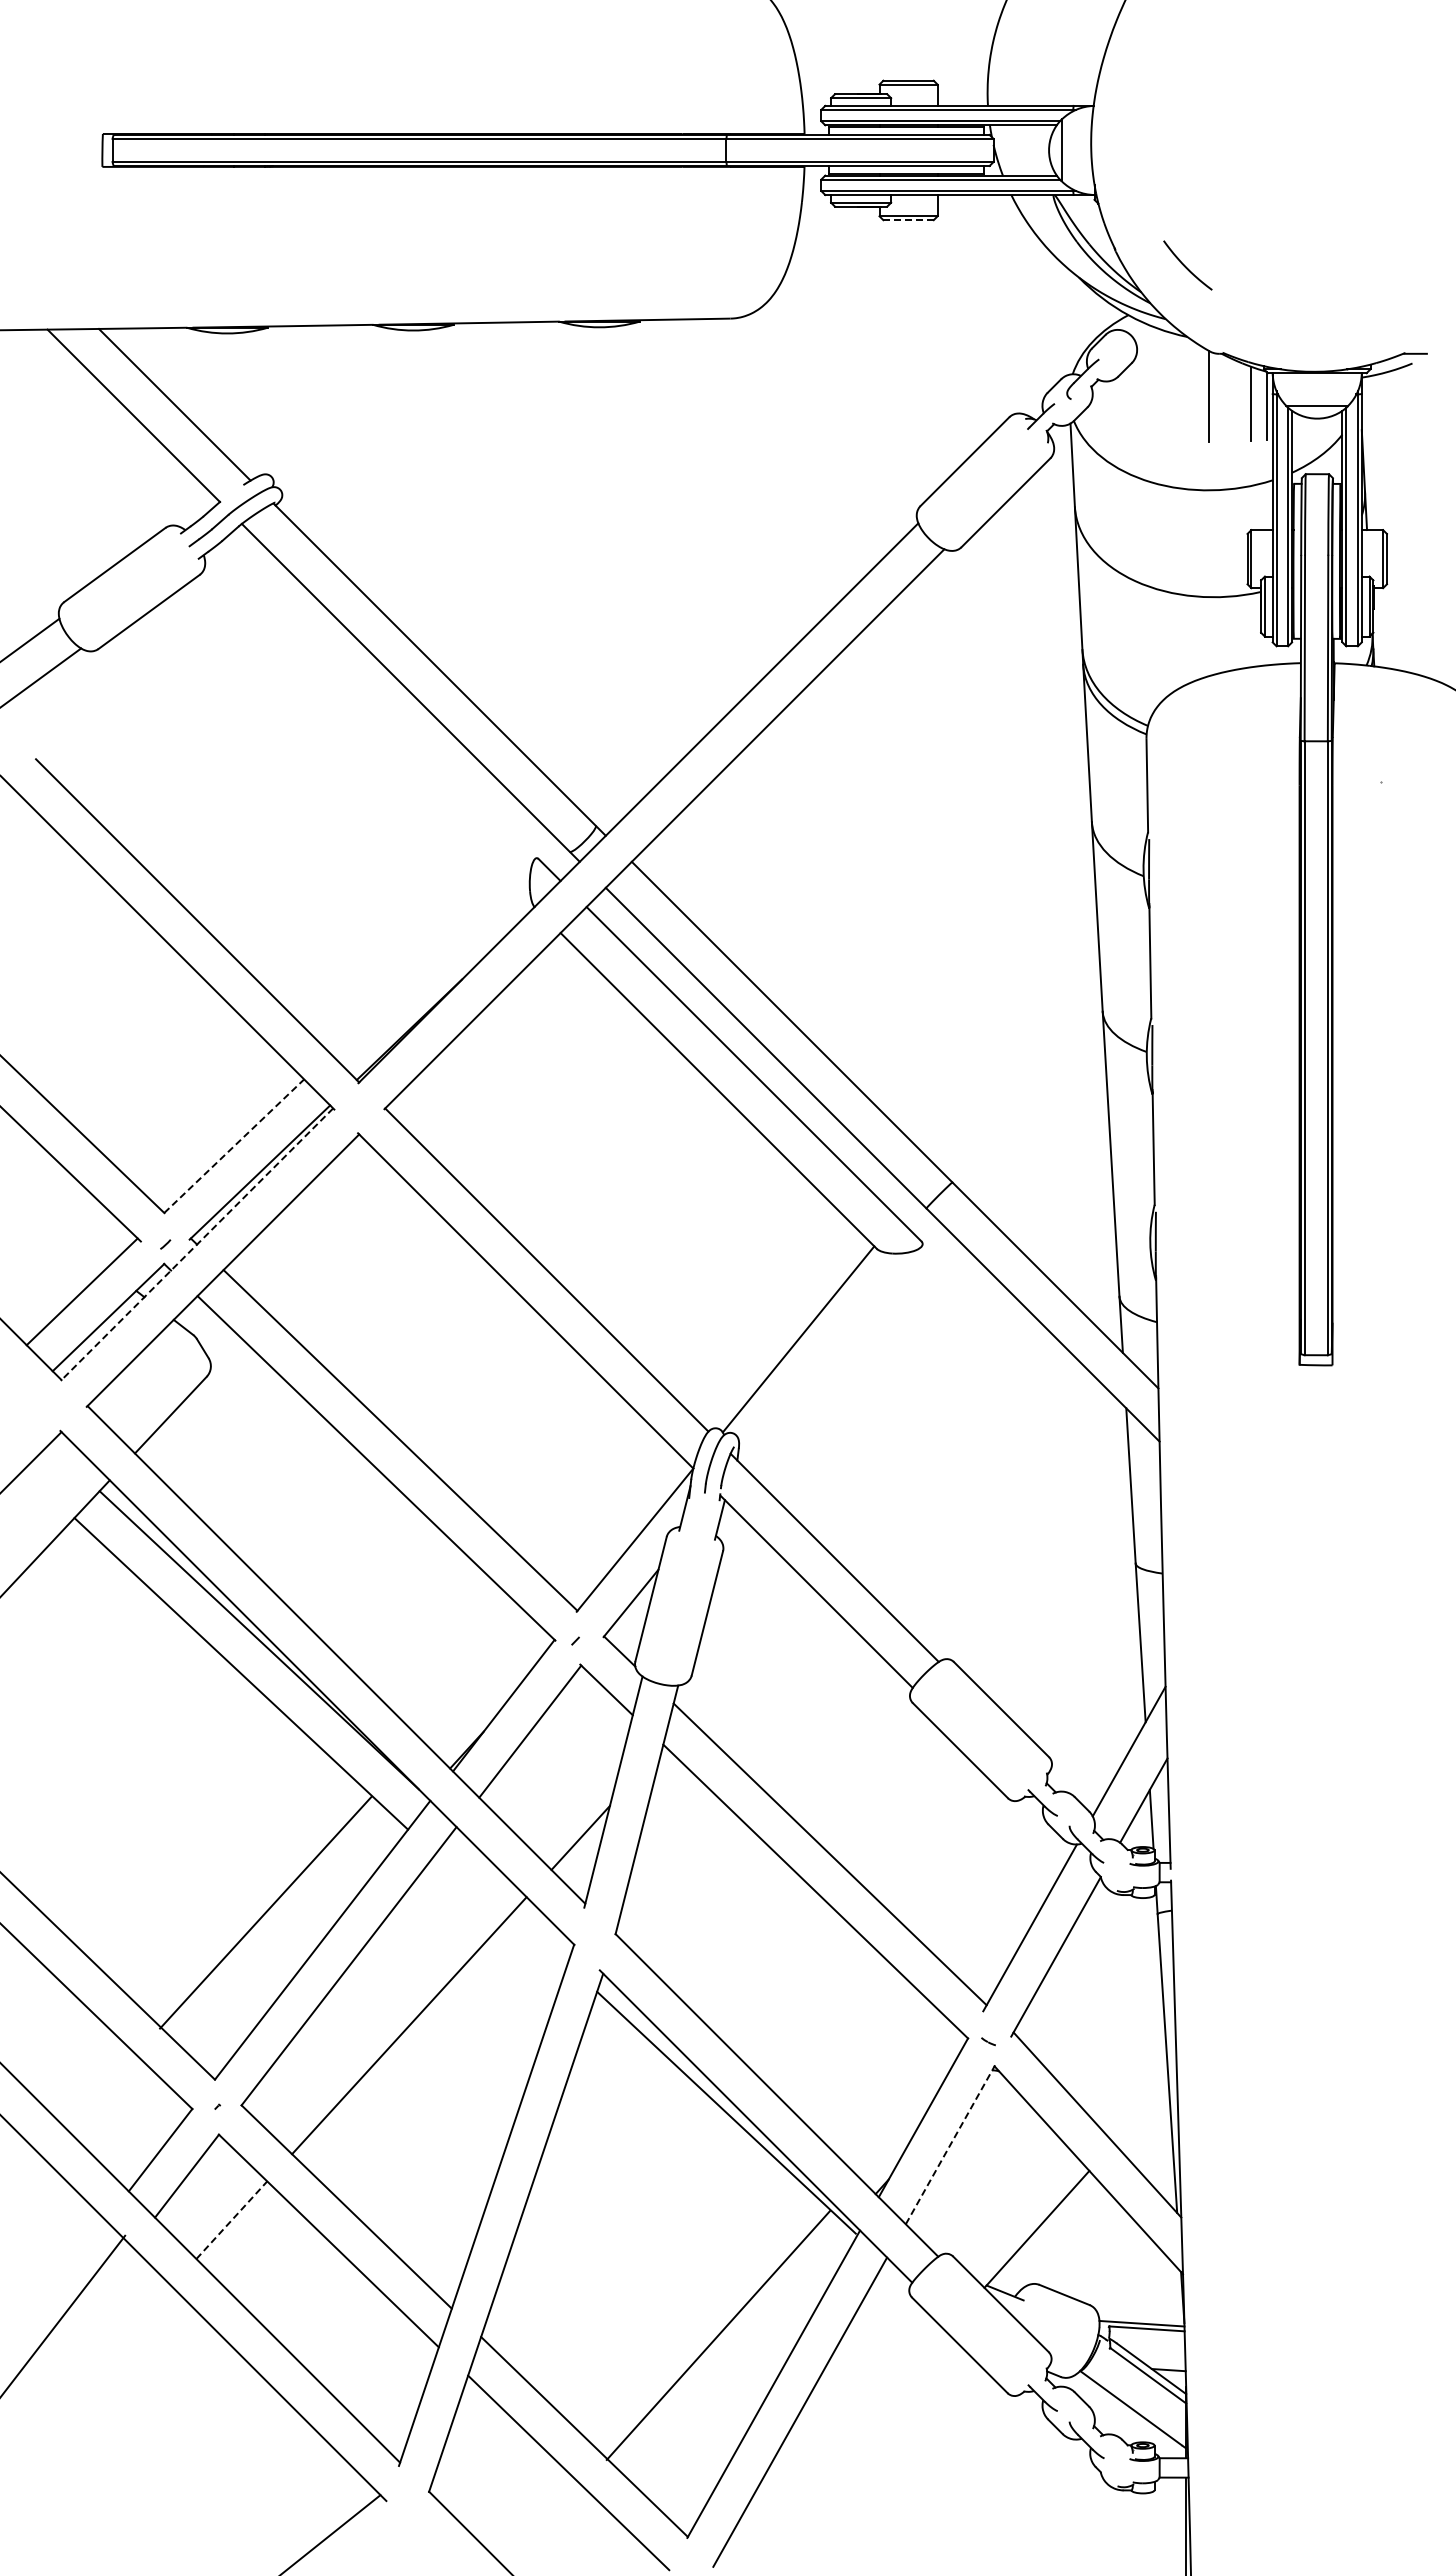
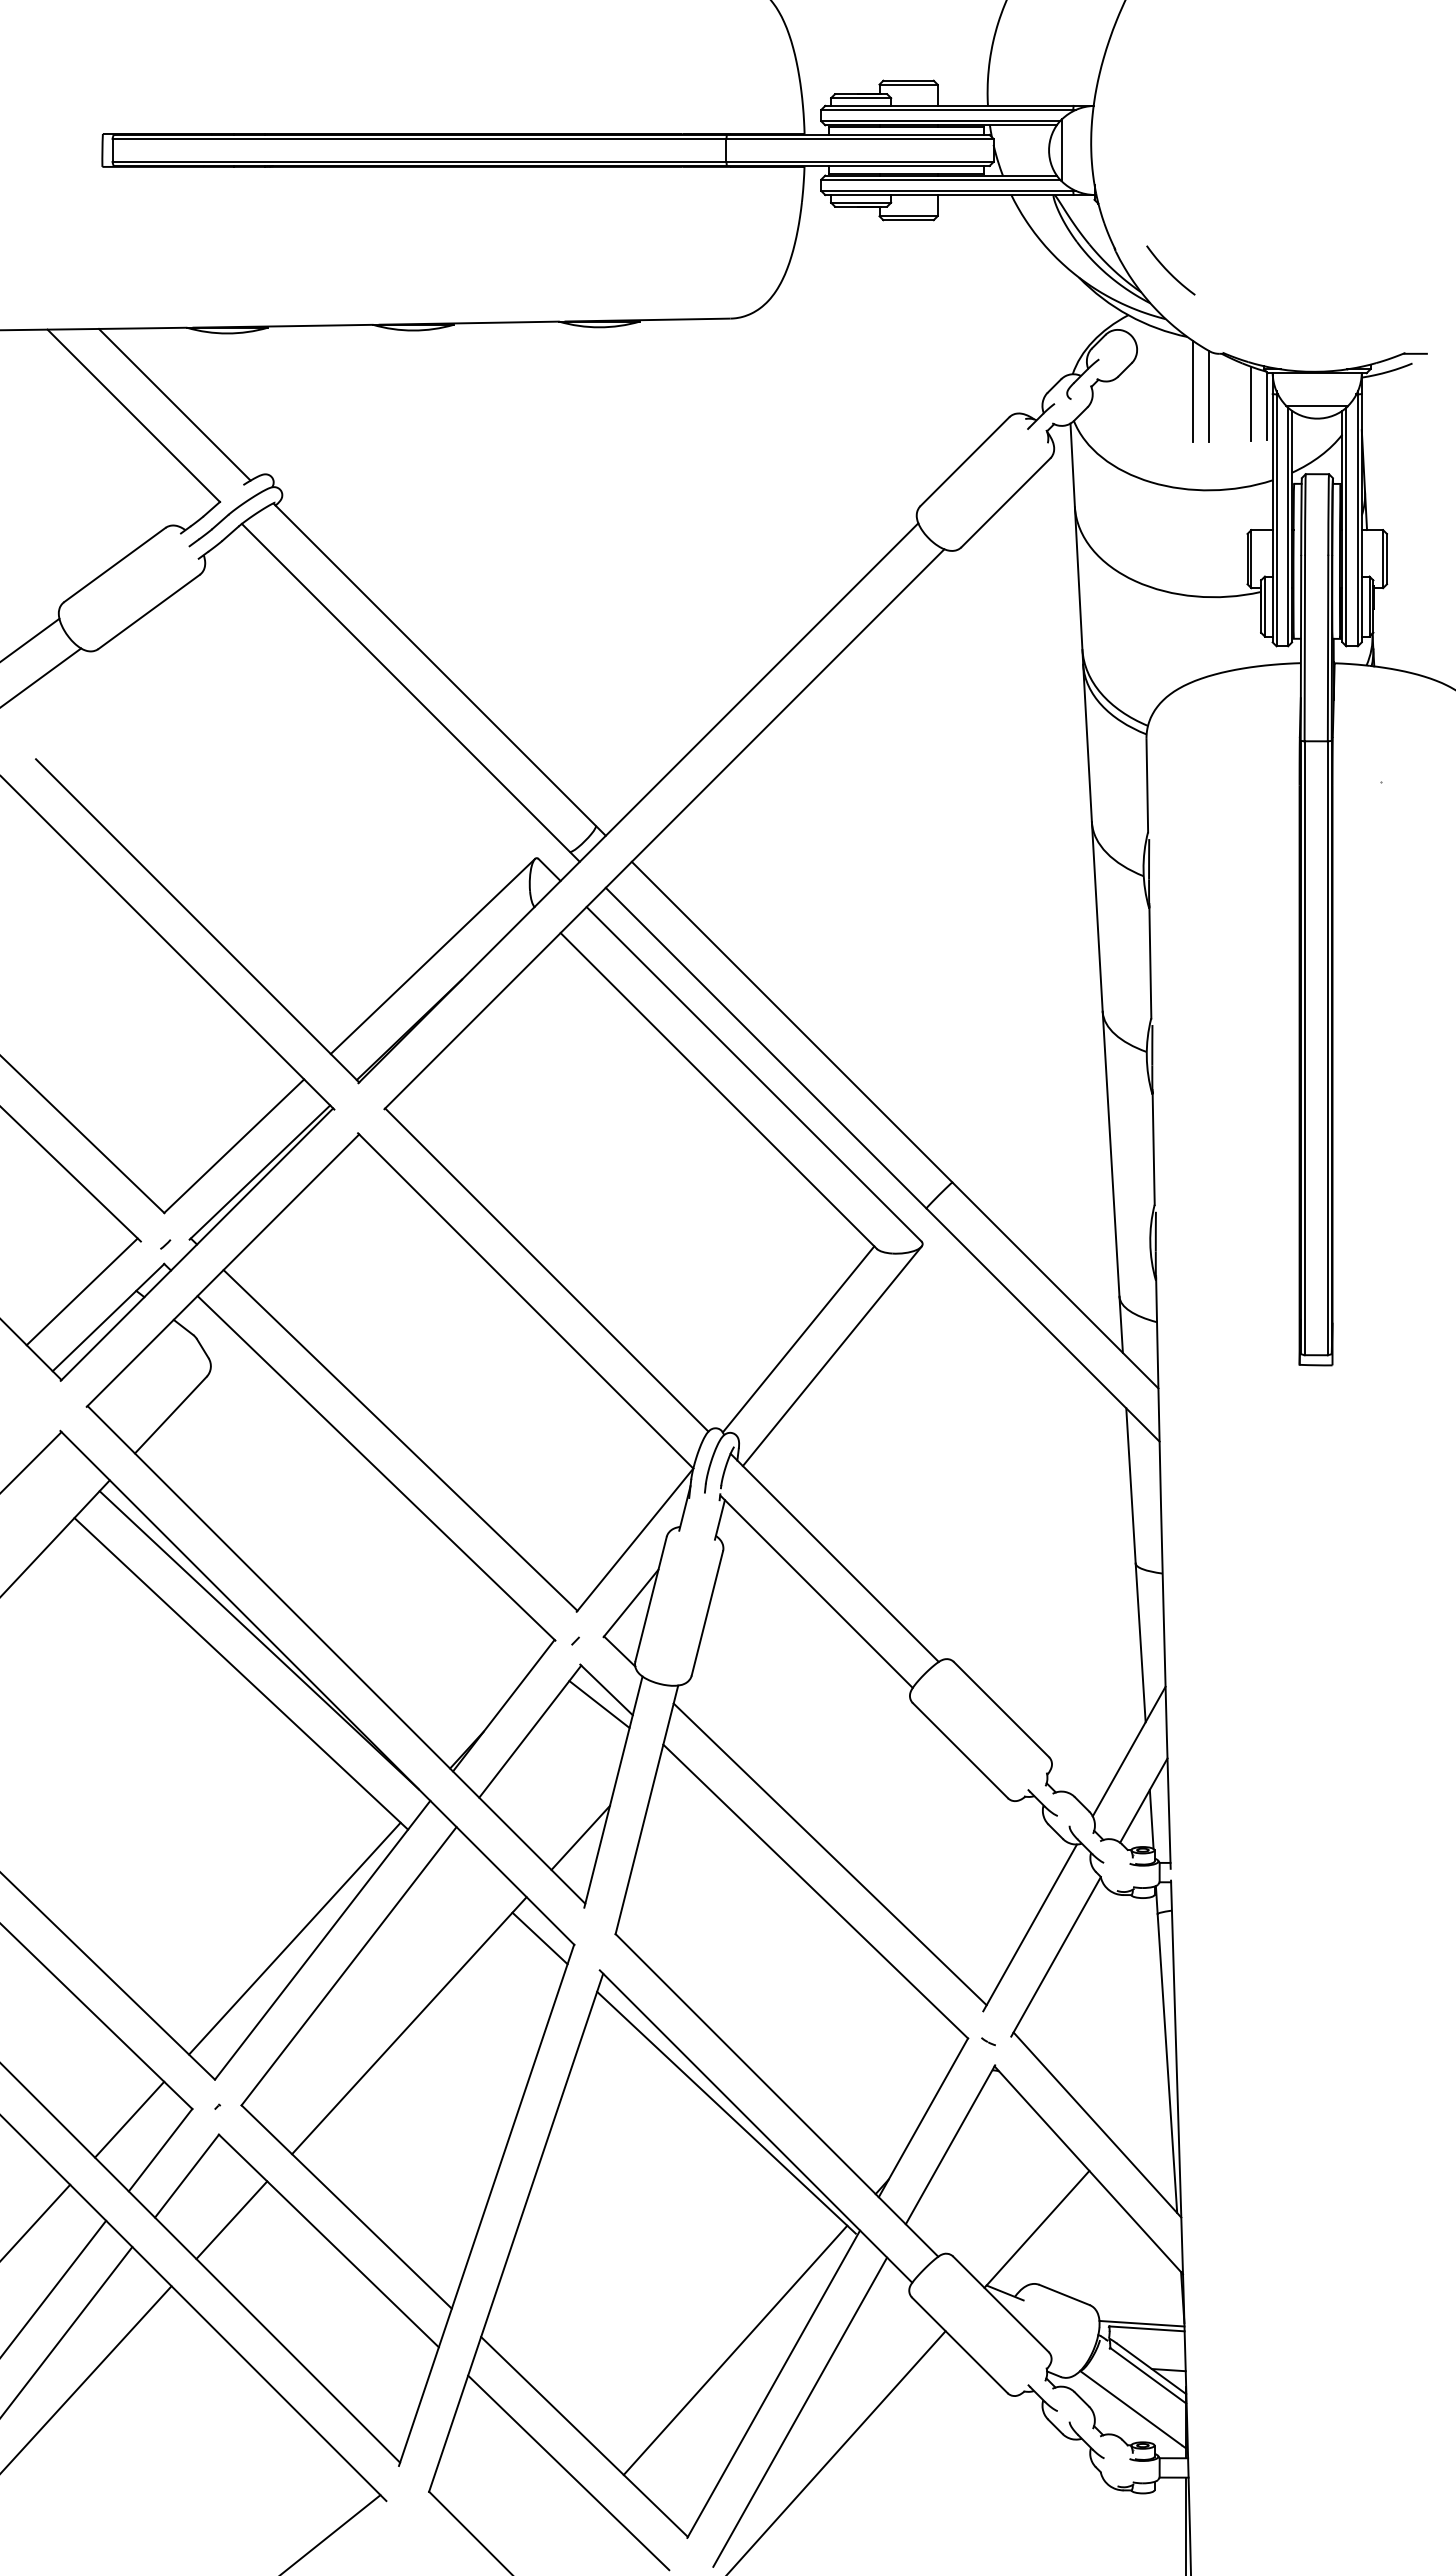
line: dashed -> solid (908, 220)
curve position: (1186, 266) -> (1169, 271) (1169, 271)
line: none -> present (1193, 391)
line: none -> present (432, 956)
line: dashed -> solid (234, 1146)
line: dashed -> solid (196, 1244)
line: none -> present (831, 1356)
line: none -> present (599, 1704)
line position: (265, 1912) -> (294, 1938) (294, 1938)
line: none -> present (539, 1938)
line: none -> present (129, 2119)
line: dashed -> solid (950, 2144)
line: dashed -> solid (231, 2220)
line: none -> present (36, 2221)
line position: (63, 2315) -> (54, 2287) (54, 2287)
line: none -> present (67, 2331)
line position: (718, 2334) -> (735, 2349) (735, 2349)
line: none -> present (86, 2378)
line: none -> present (837, 2451)
